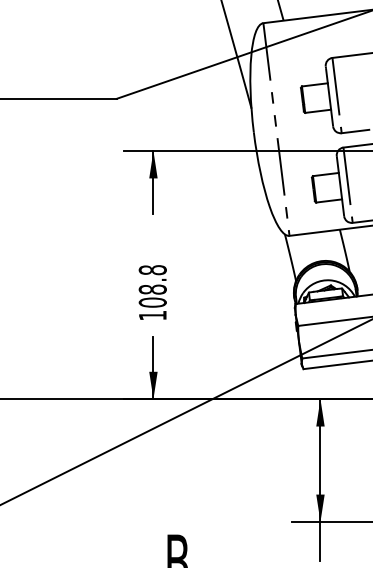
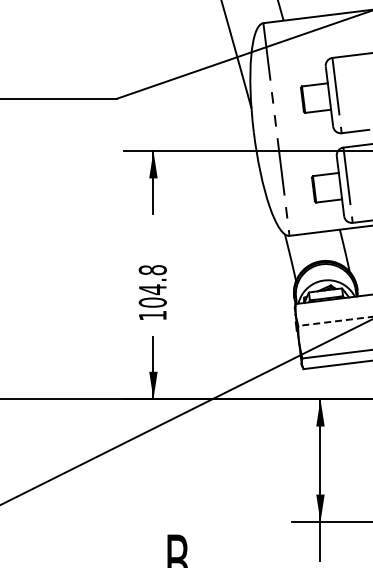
text: 108.8 -> 104.8 (152, 289)
line: solid -> dashed (335, 321)
